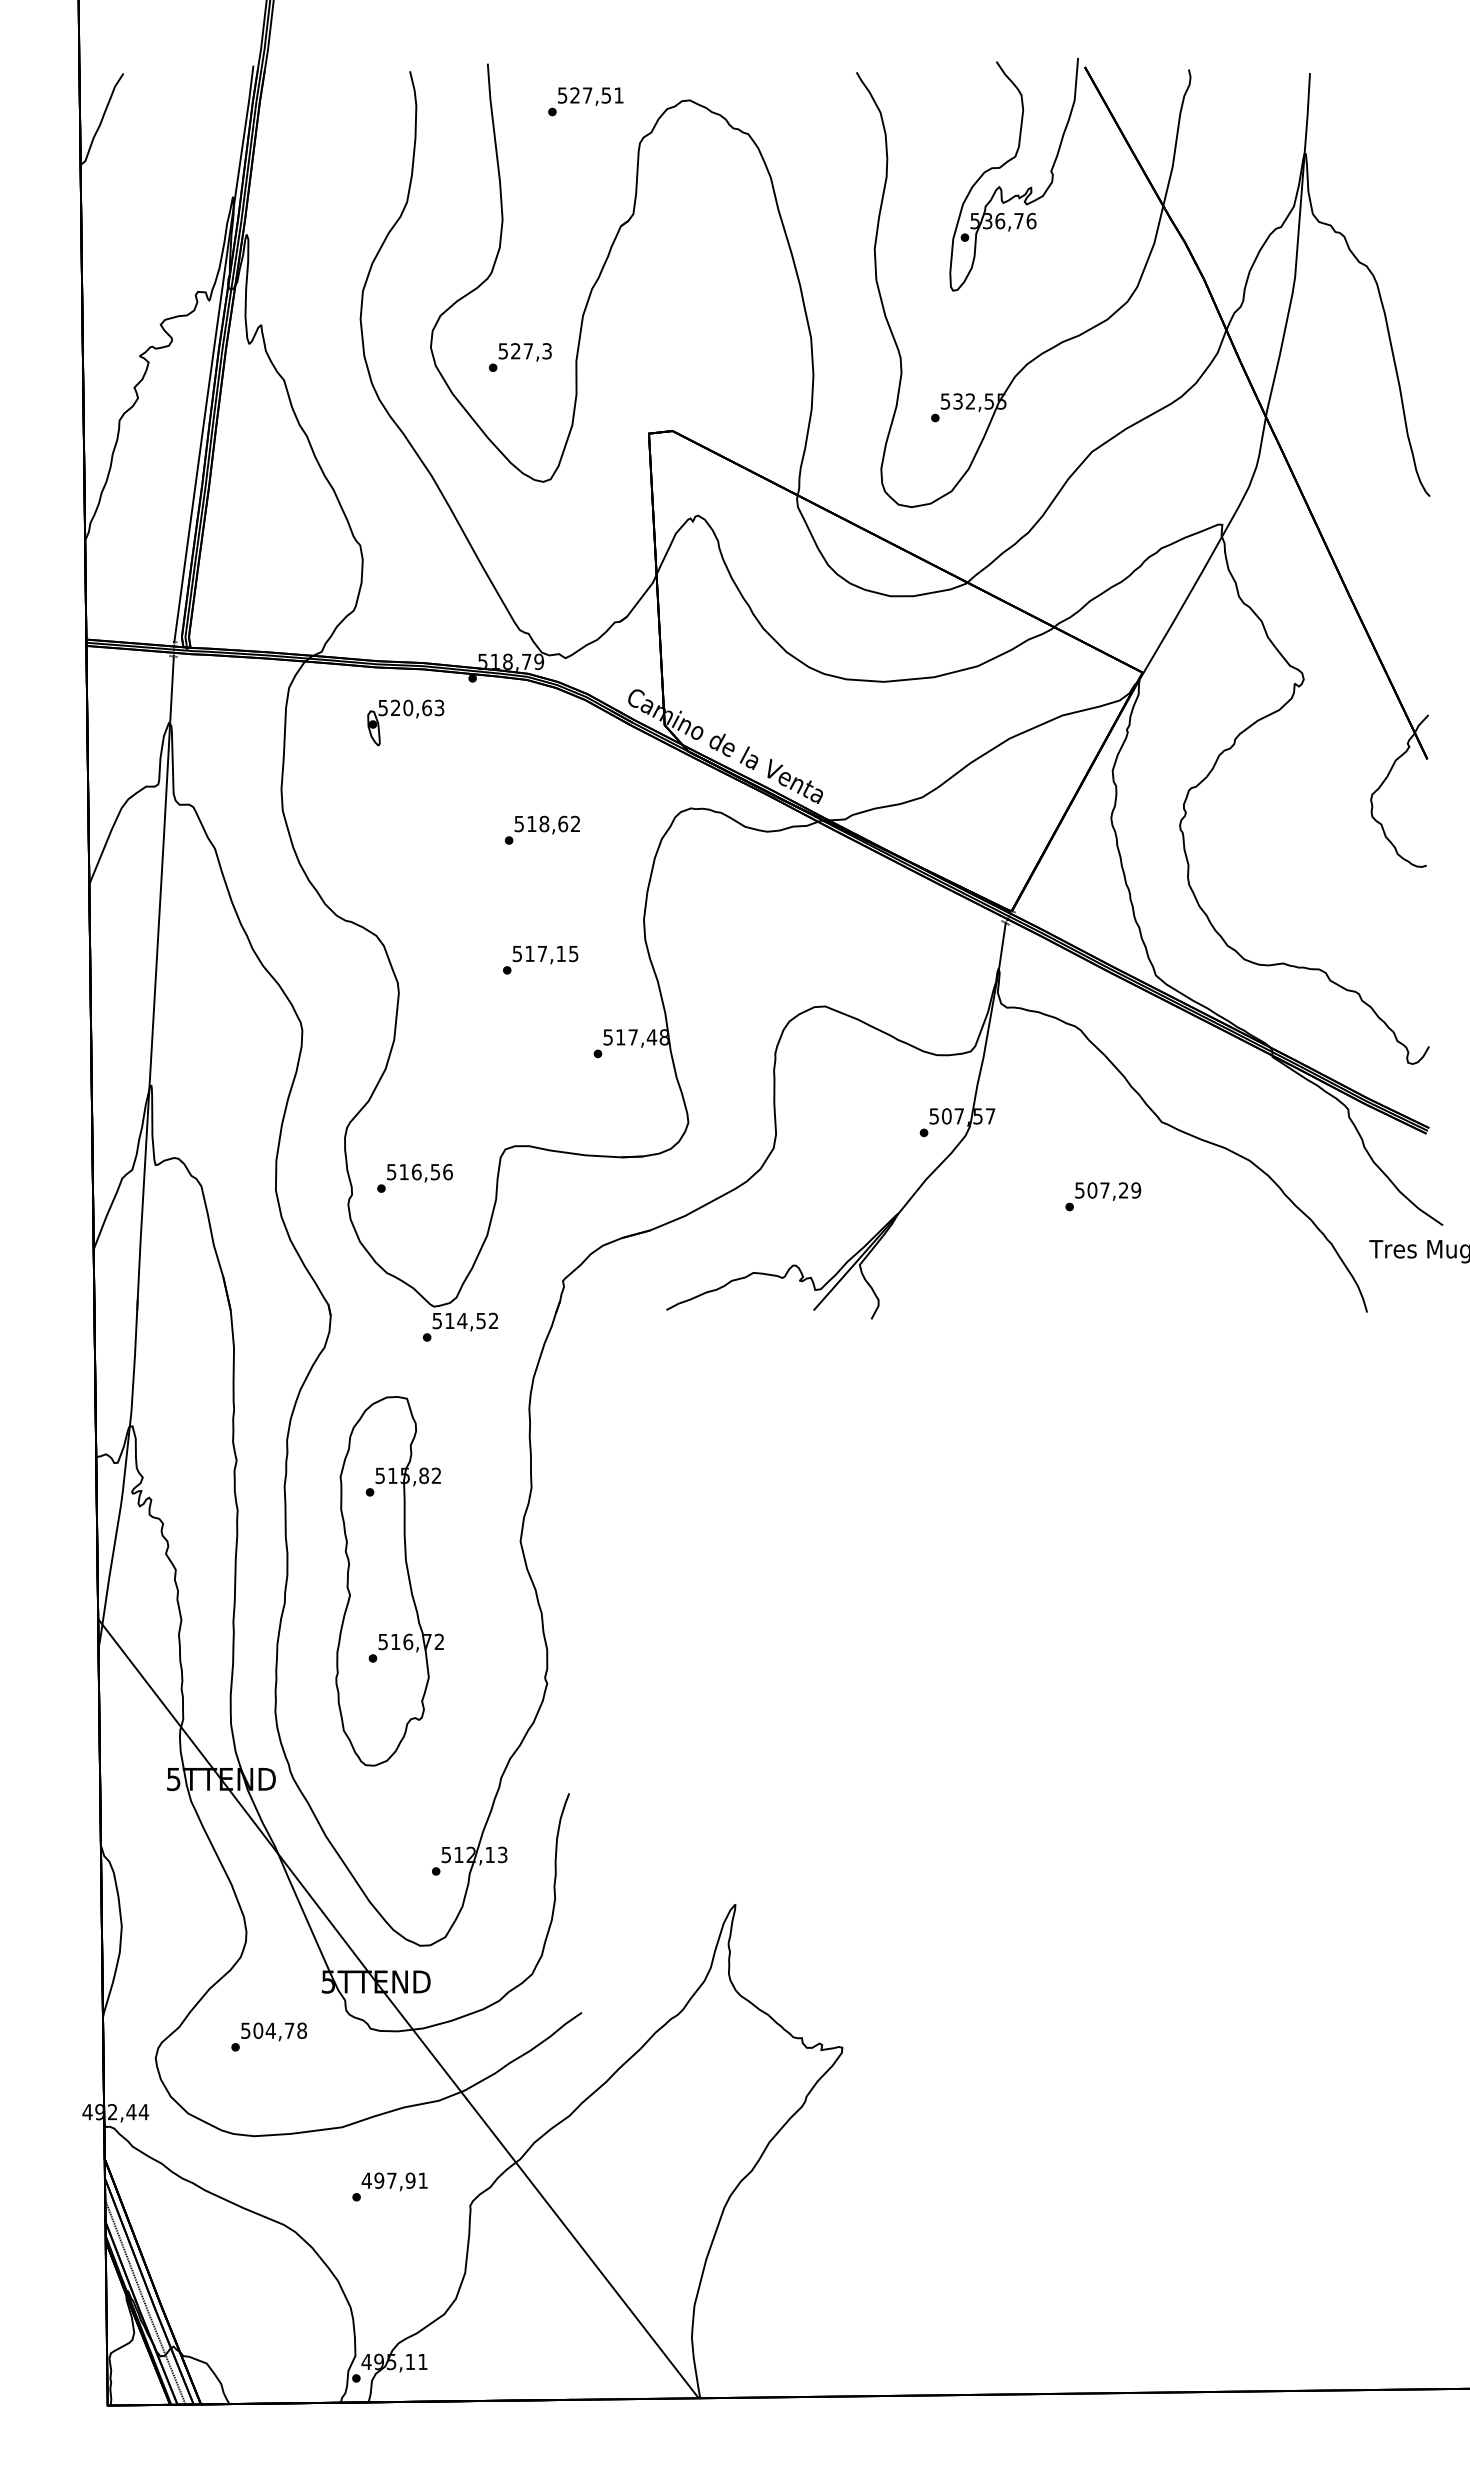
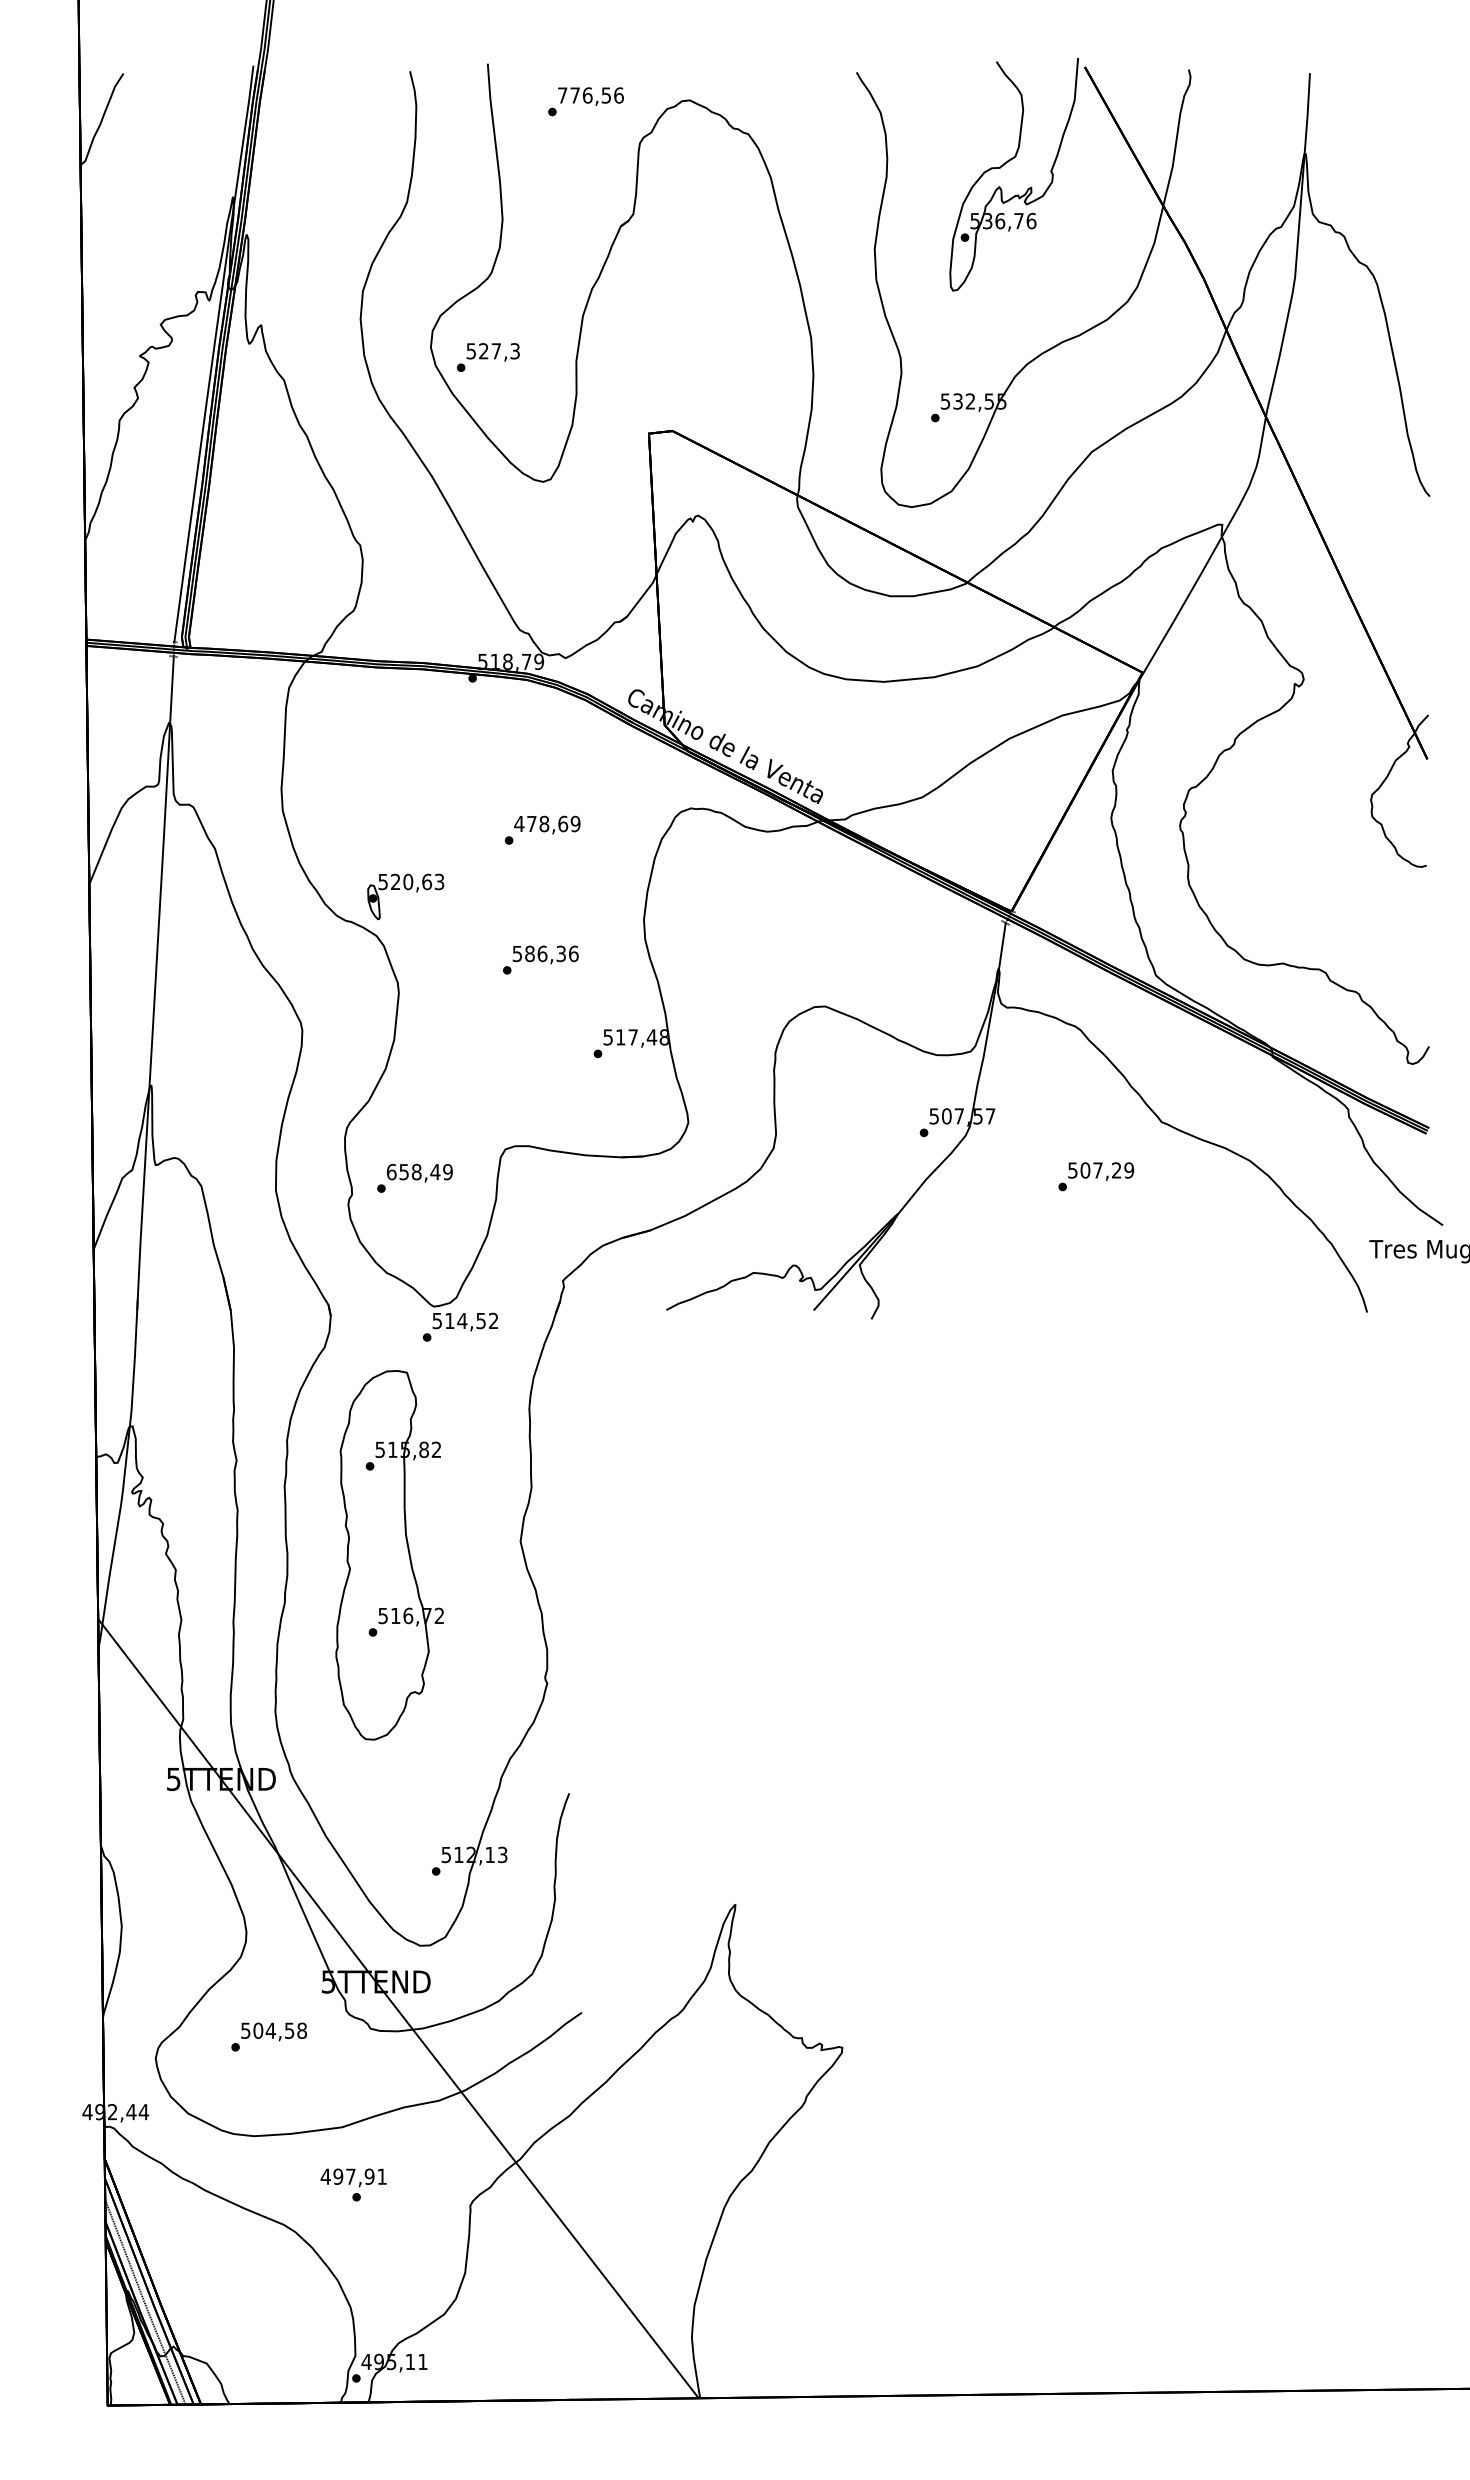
text: 527,51 -> 776,56 (590, 95)
text position: (520, 357) -> (488, 357) (488, 357)
part position: (407, 716) -> (407, 890) (407, 890)
text: 518,62 -> 478,69 (547, 824)
text: 517,15 -> 586,36 (551, 953)
text: 516,56 -> 658,49 (419, 1171)
text position: (1103, 1196) -> (1096, 1176) (1096, 1176)
part position: (389, 1581) -> (389, 1555) (389, 1555)
text: 504,78 -> 504,58 (289, 2030)
text position: (394, 2181) -> (353, 2177) (353, 2177)
